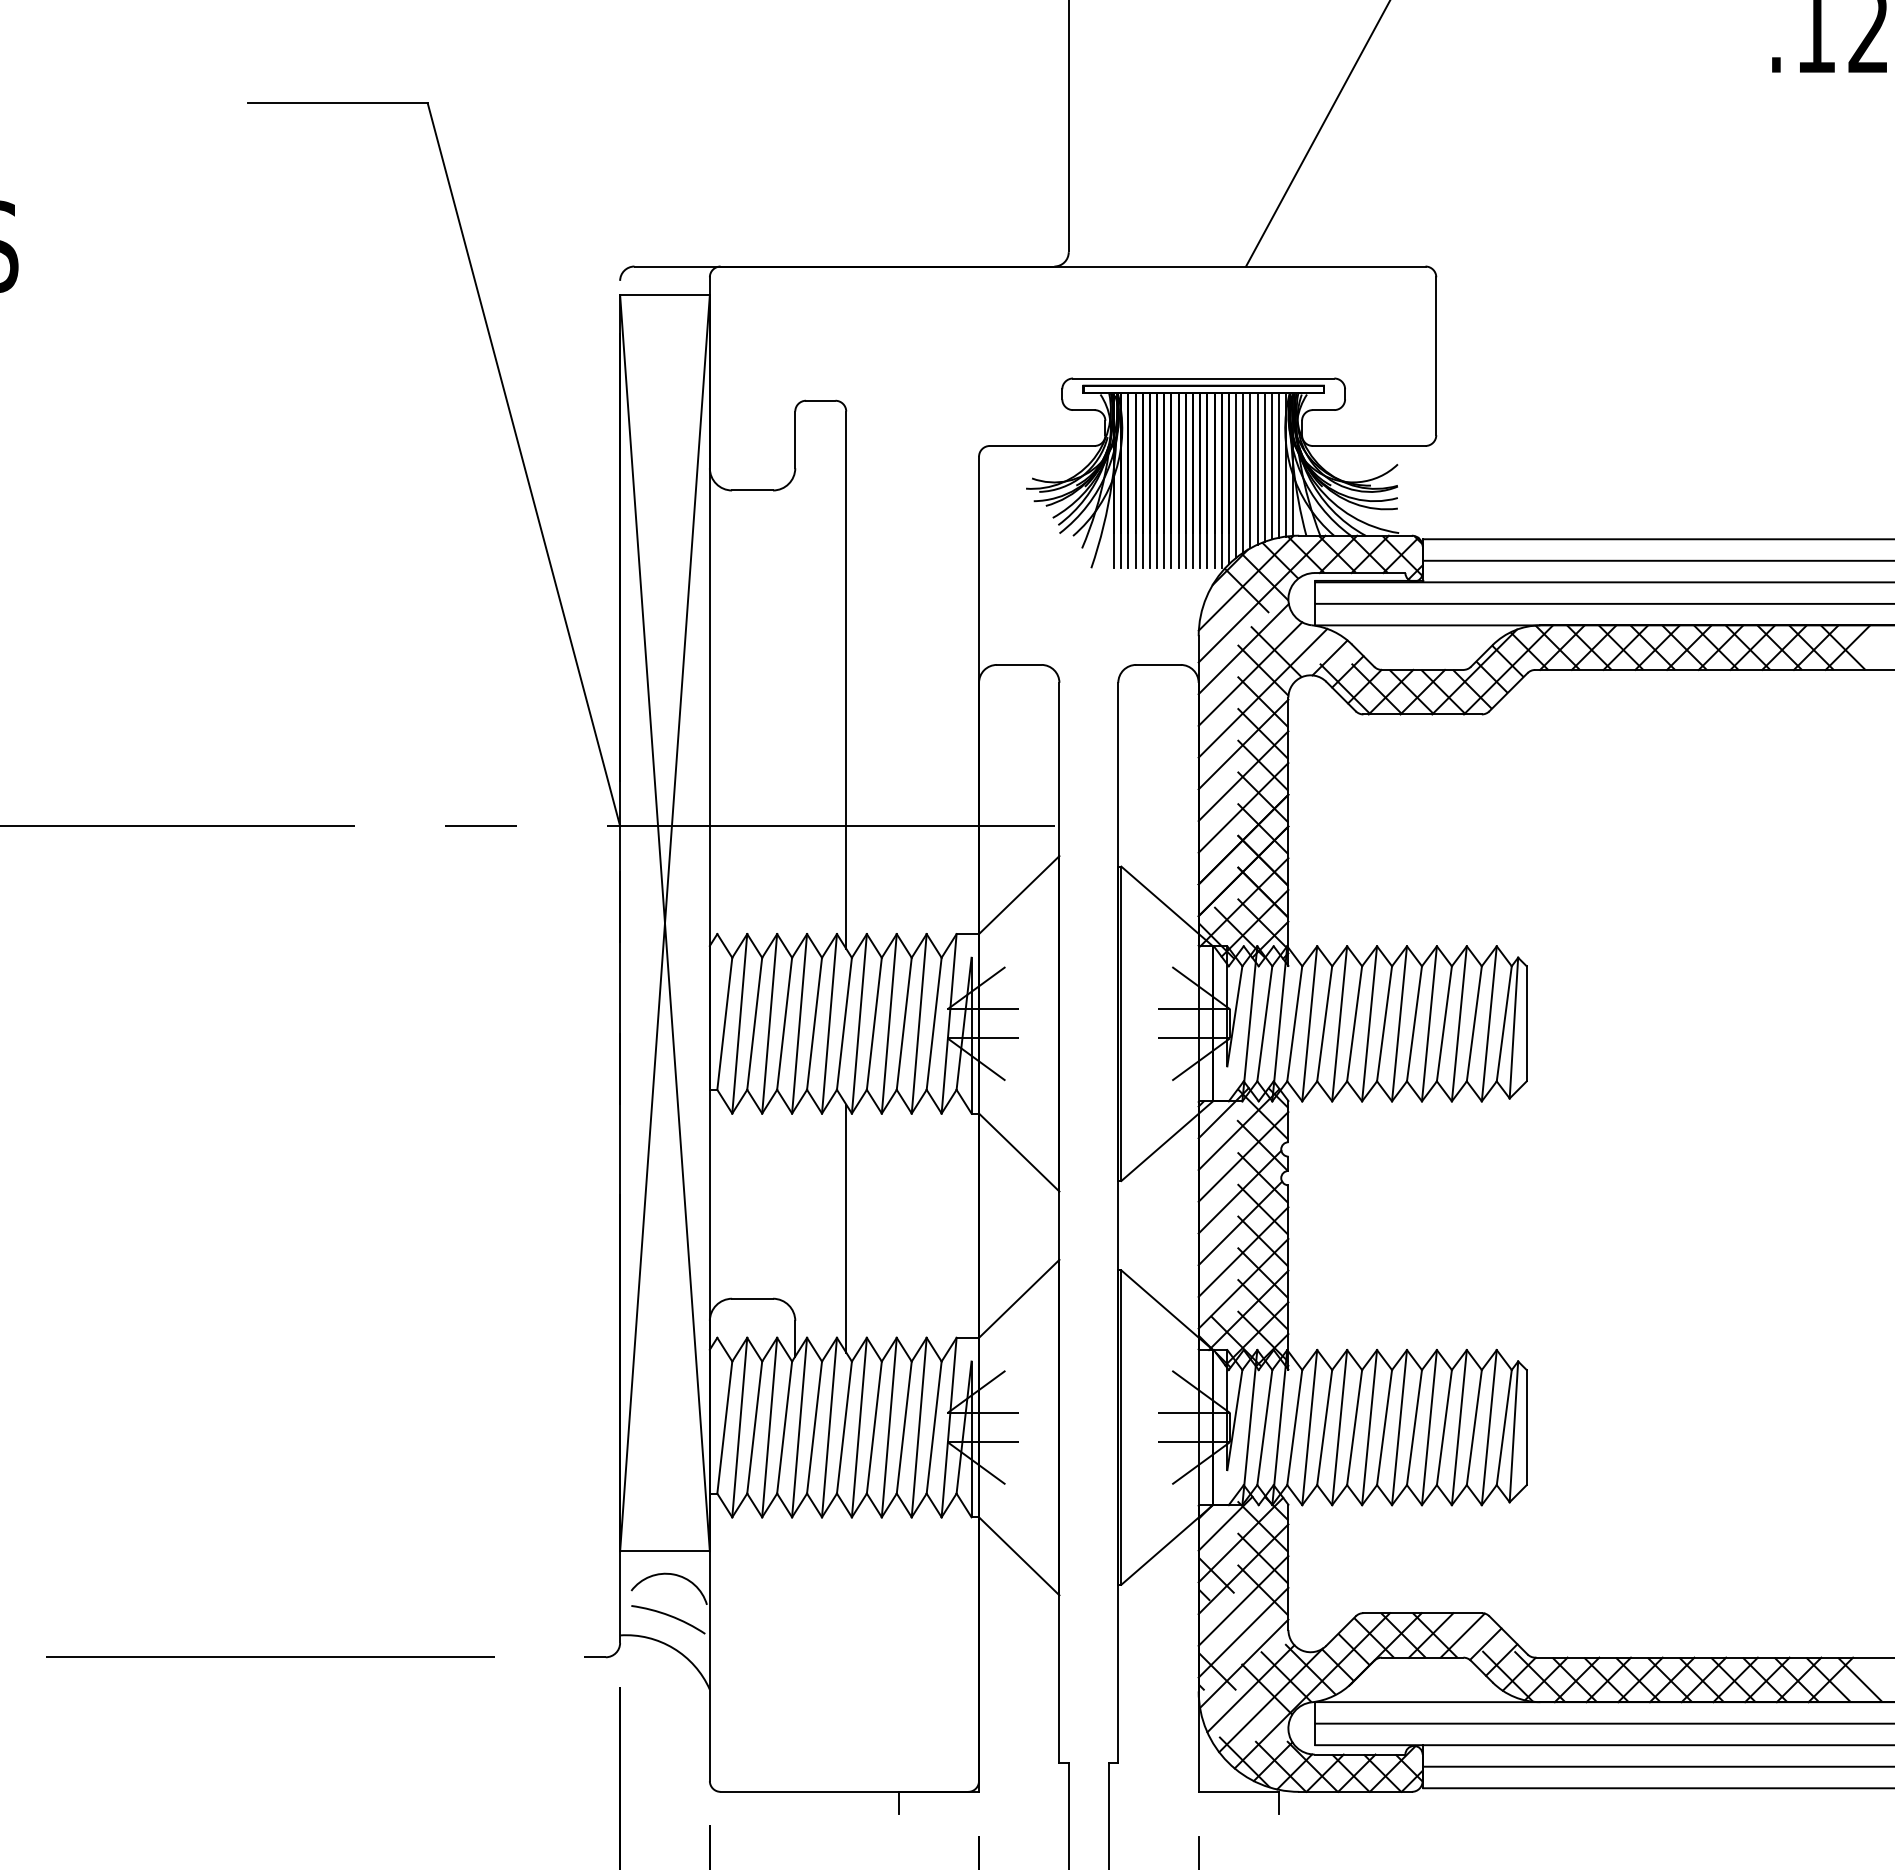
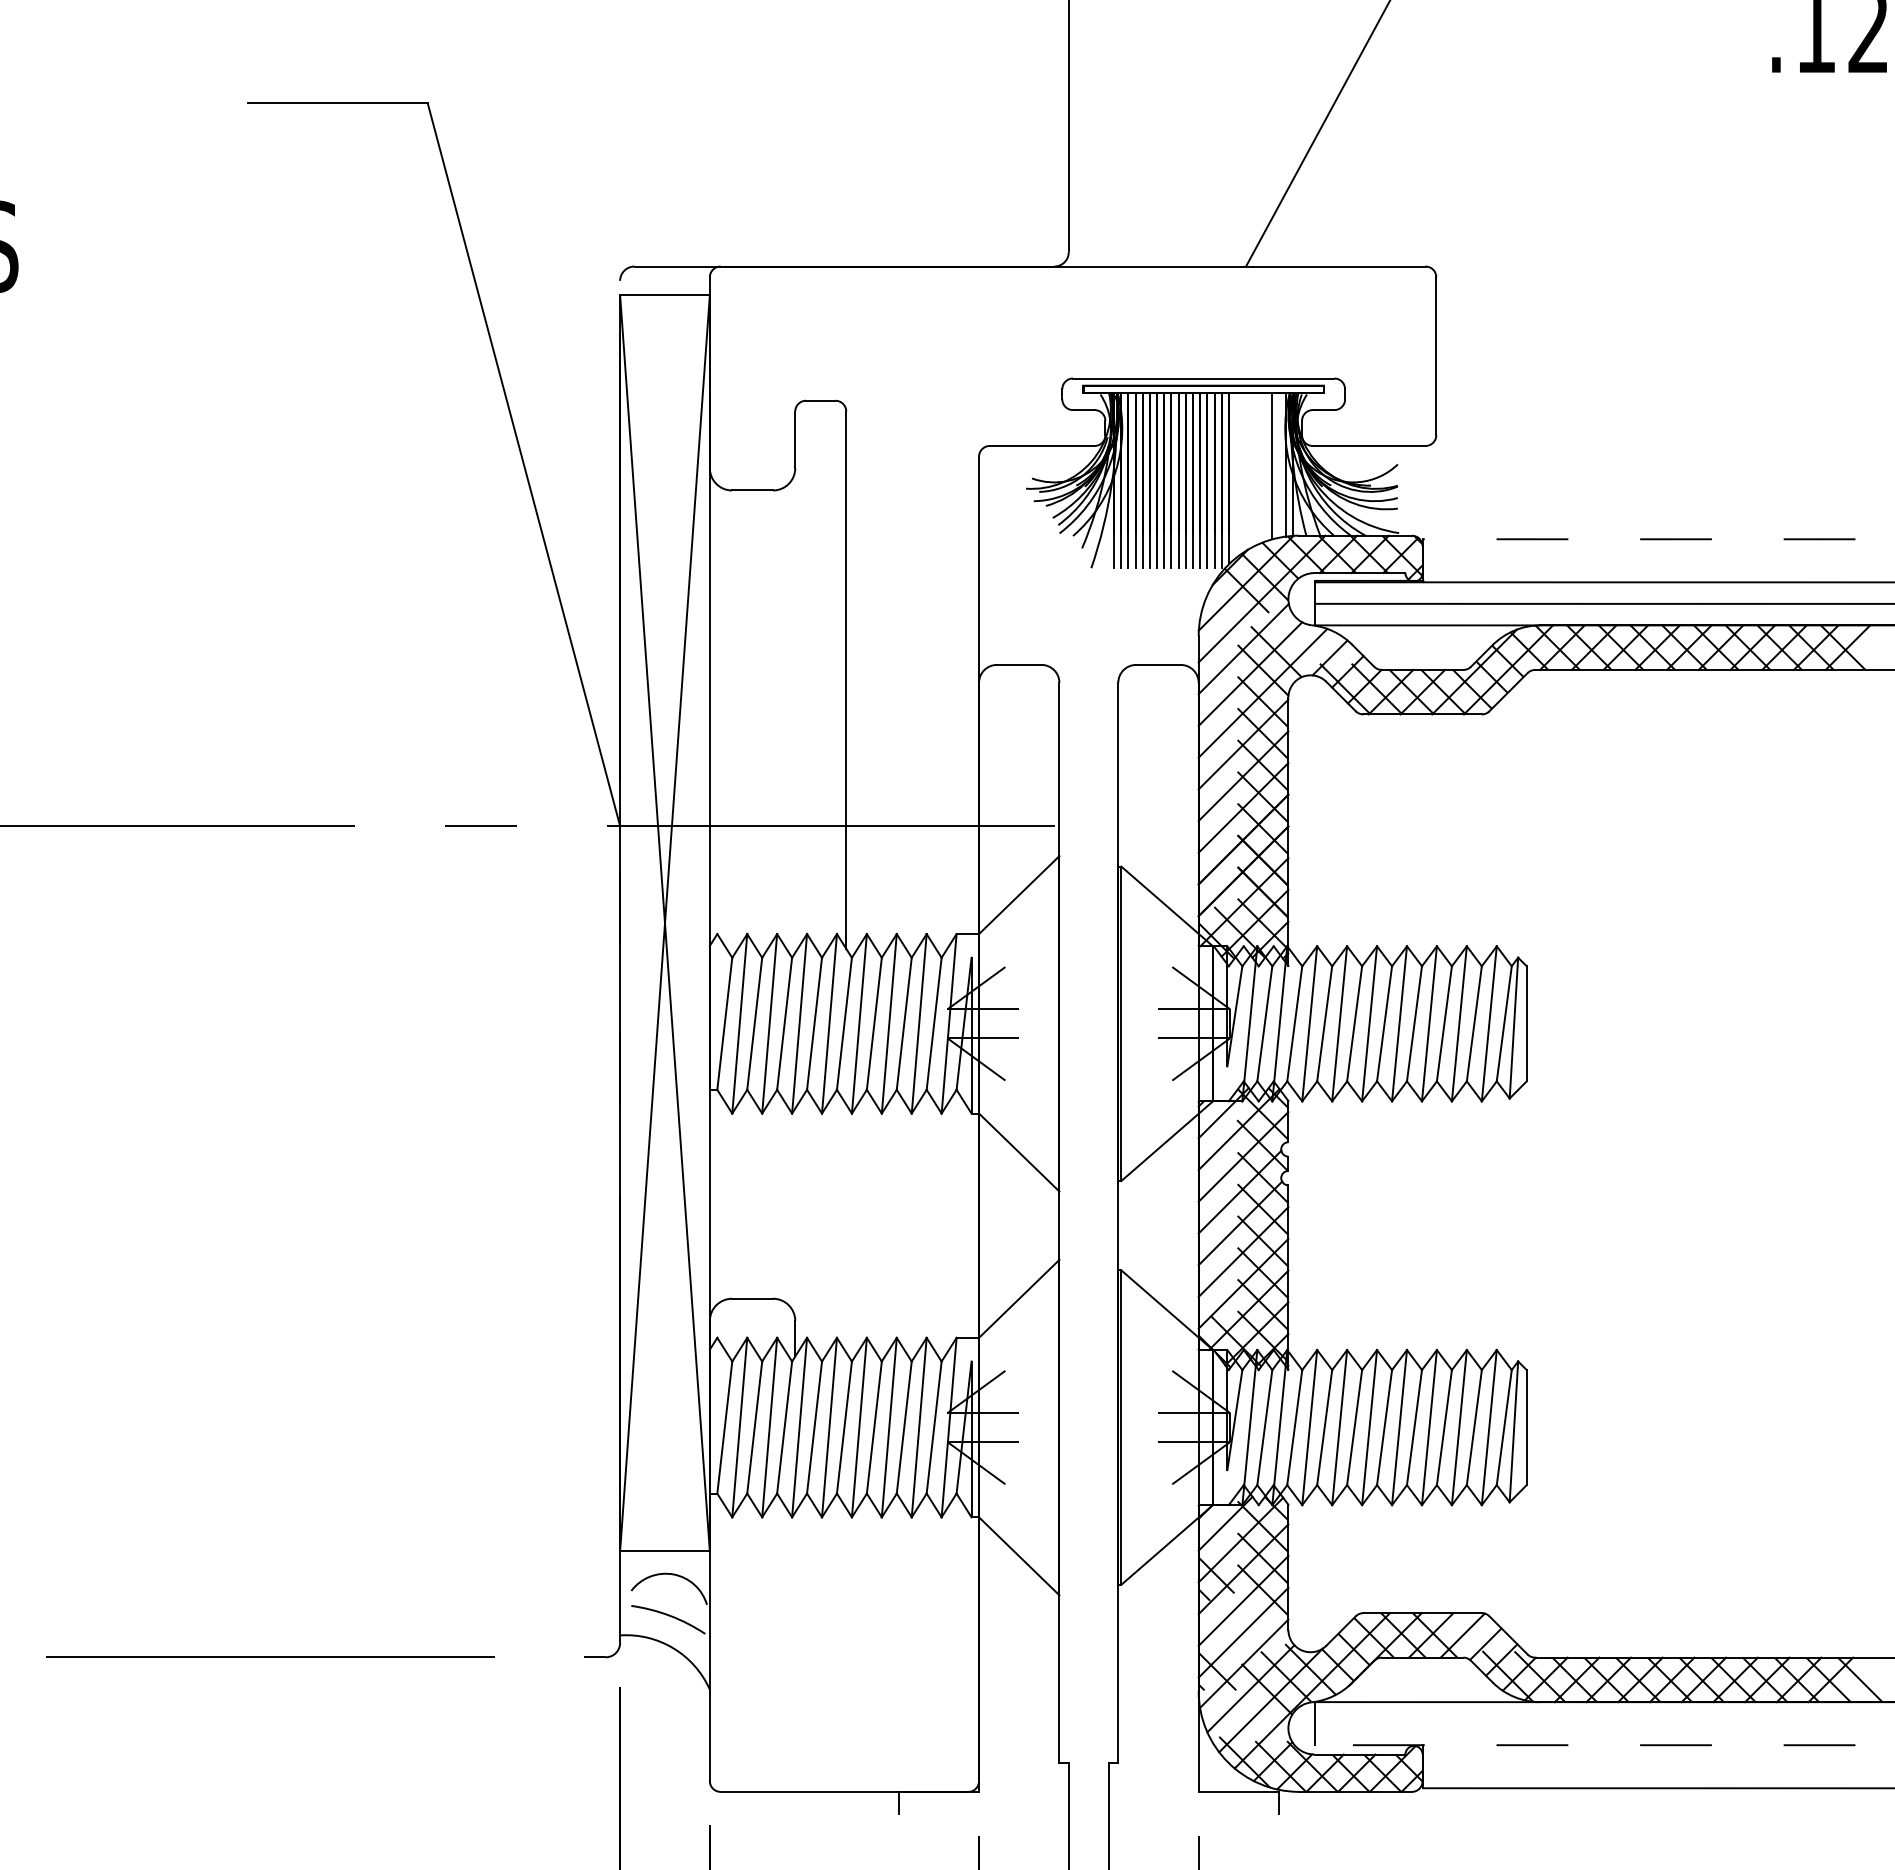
line: present -> none (1279, 464)
line: present -> none (1264, 466)
line: present -> none (1257, 468)
line: present -> none (1250, 470)
line: present -> none (1243, 472)
line: present -> none (1236, 475)
line: solid -> dashed (1658, 539)
line: present -> none (1657, 560)
line: present -> none (846, 1228)
line: present -> none (1603, 1723)
line: solid -> dashed (1604, 1745)
line: present -> none (1657, 1766)
